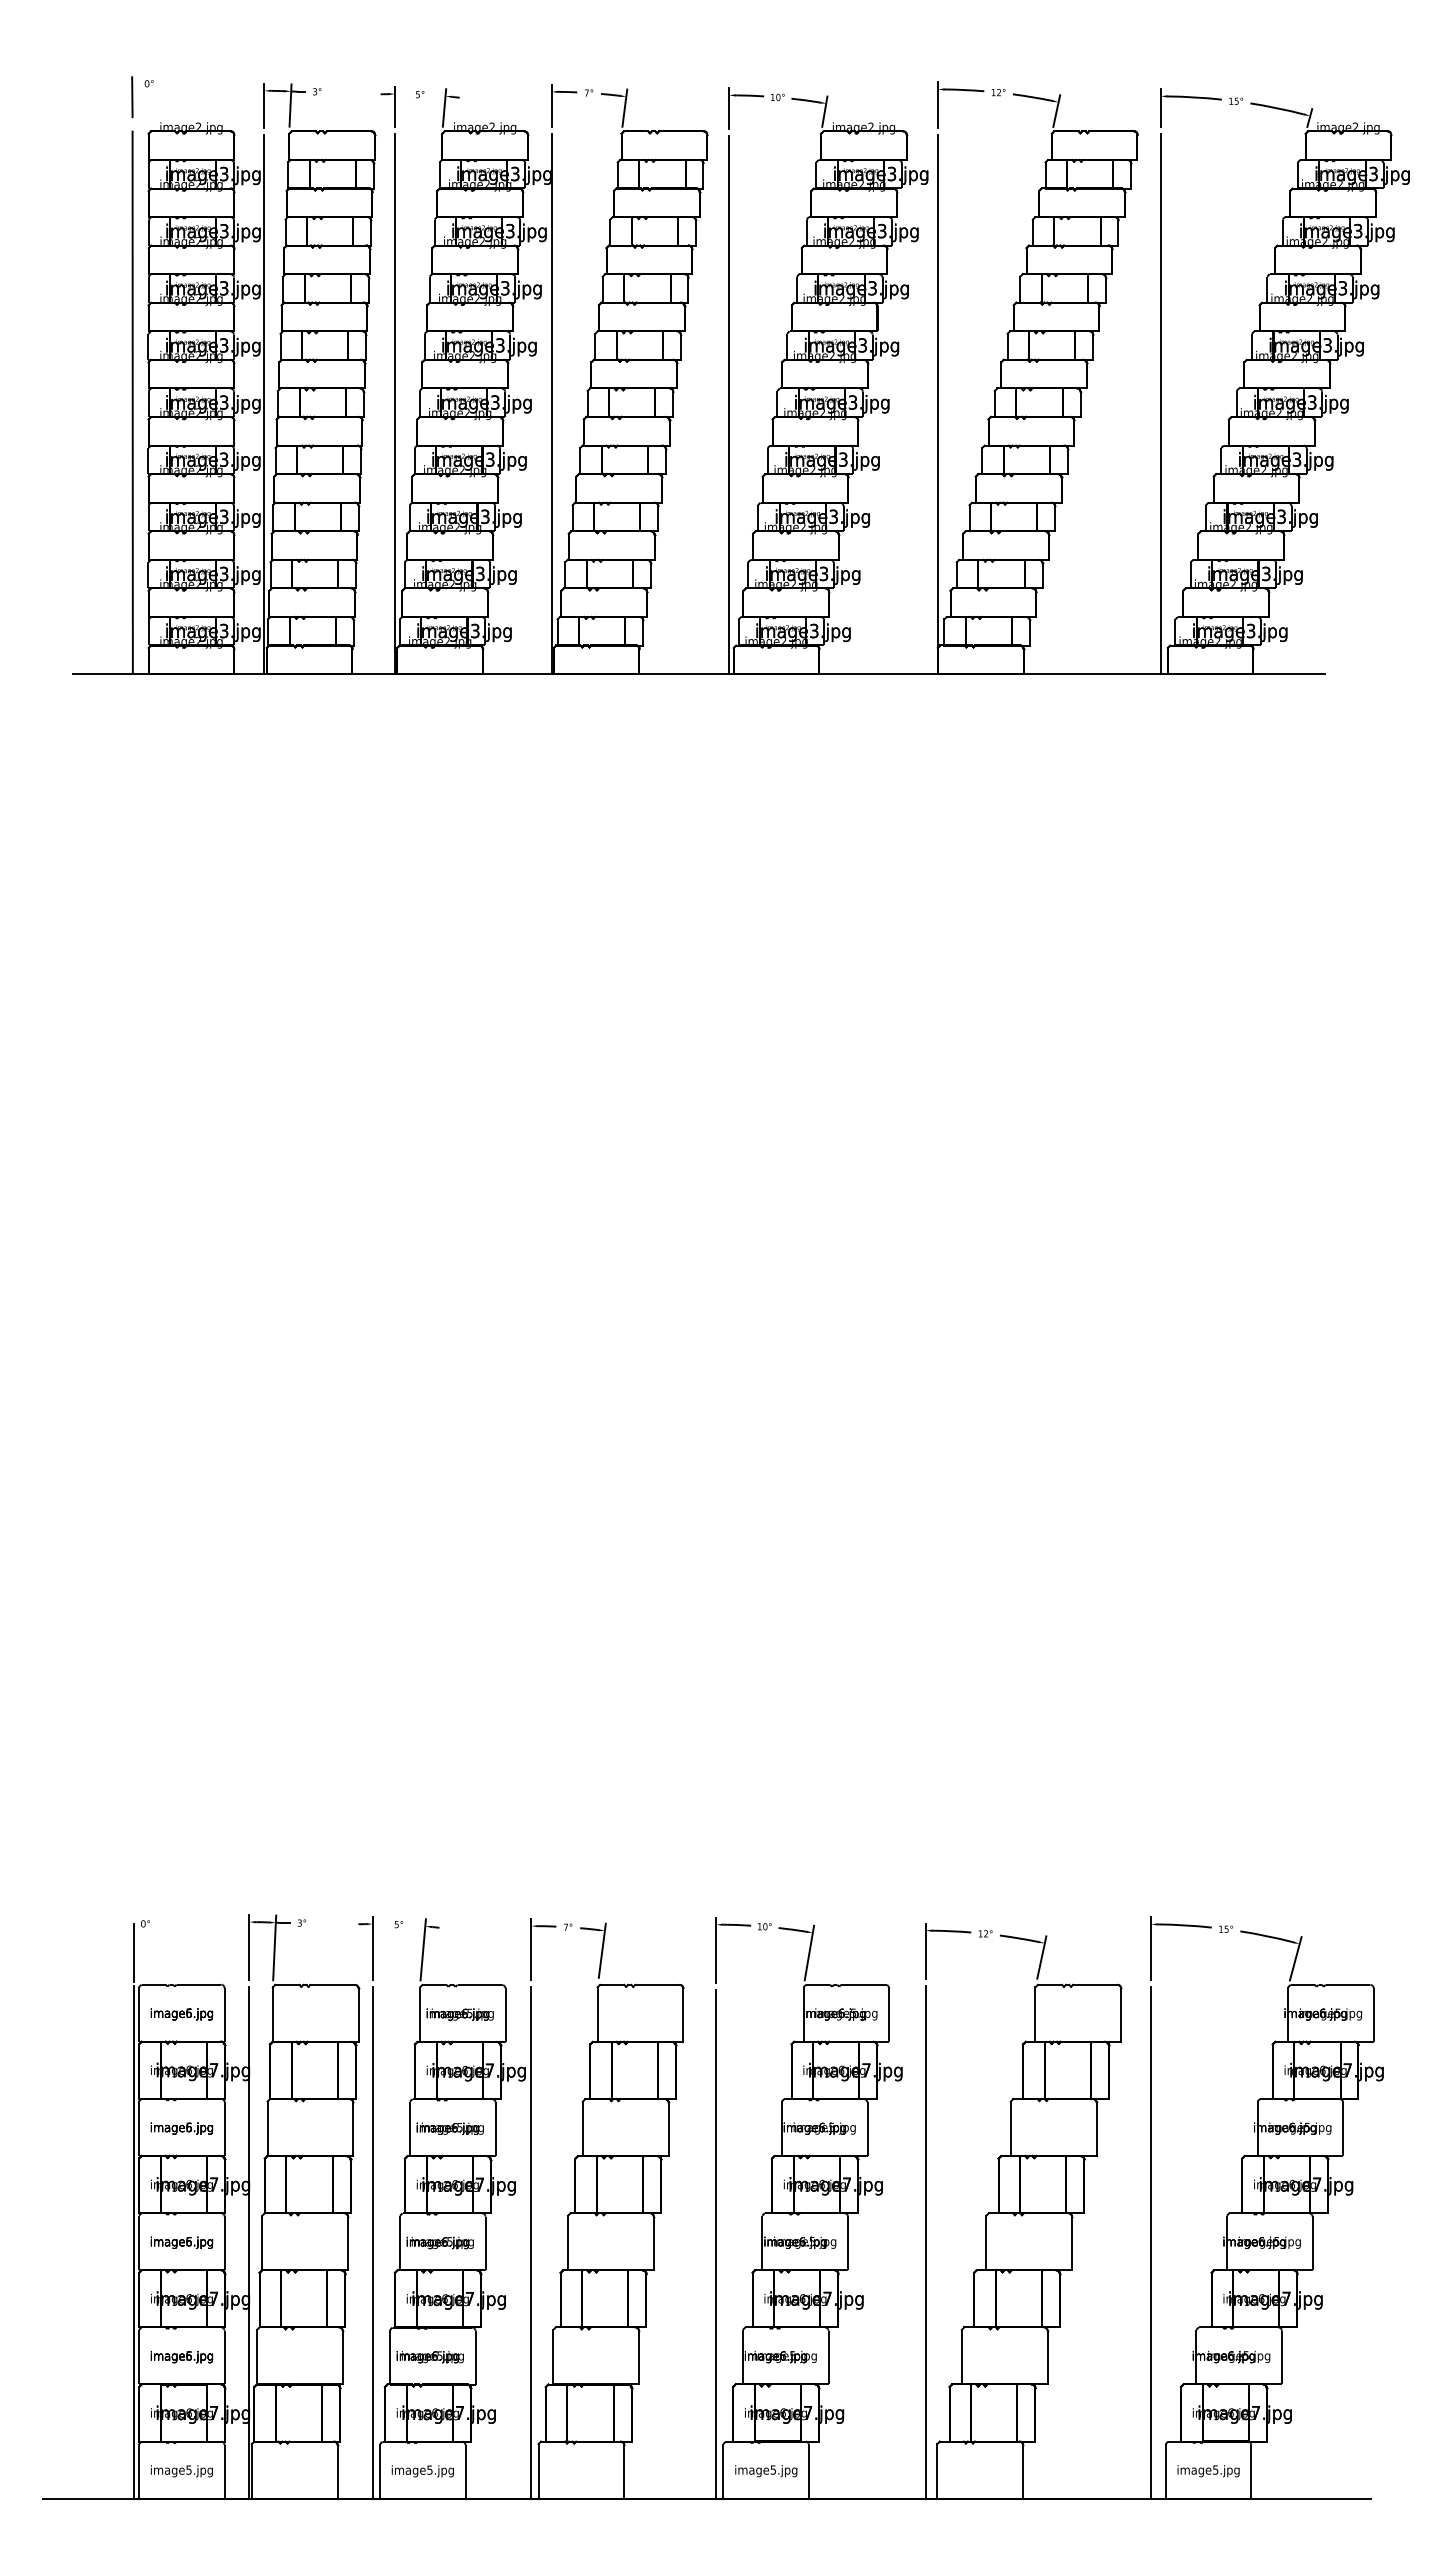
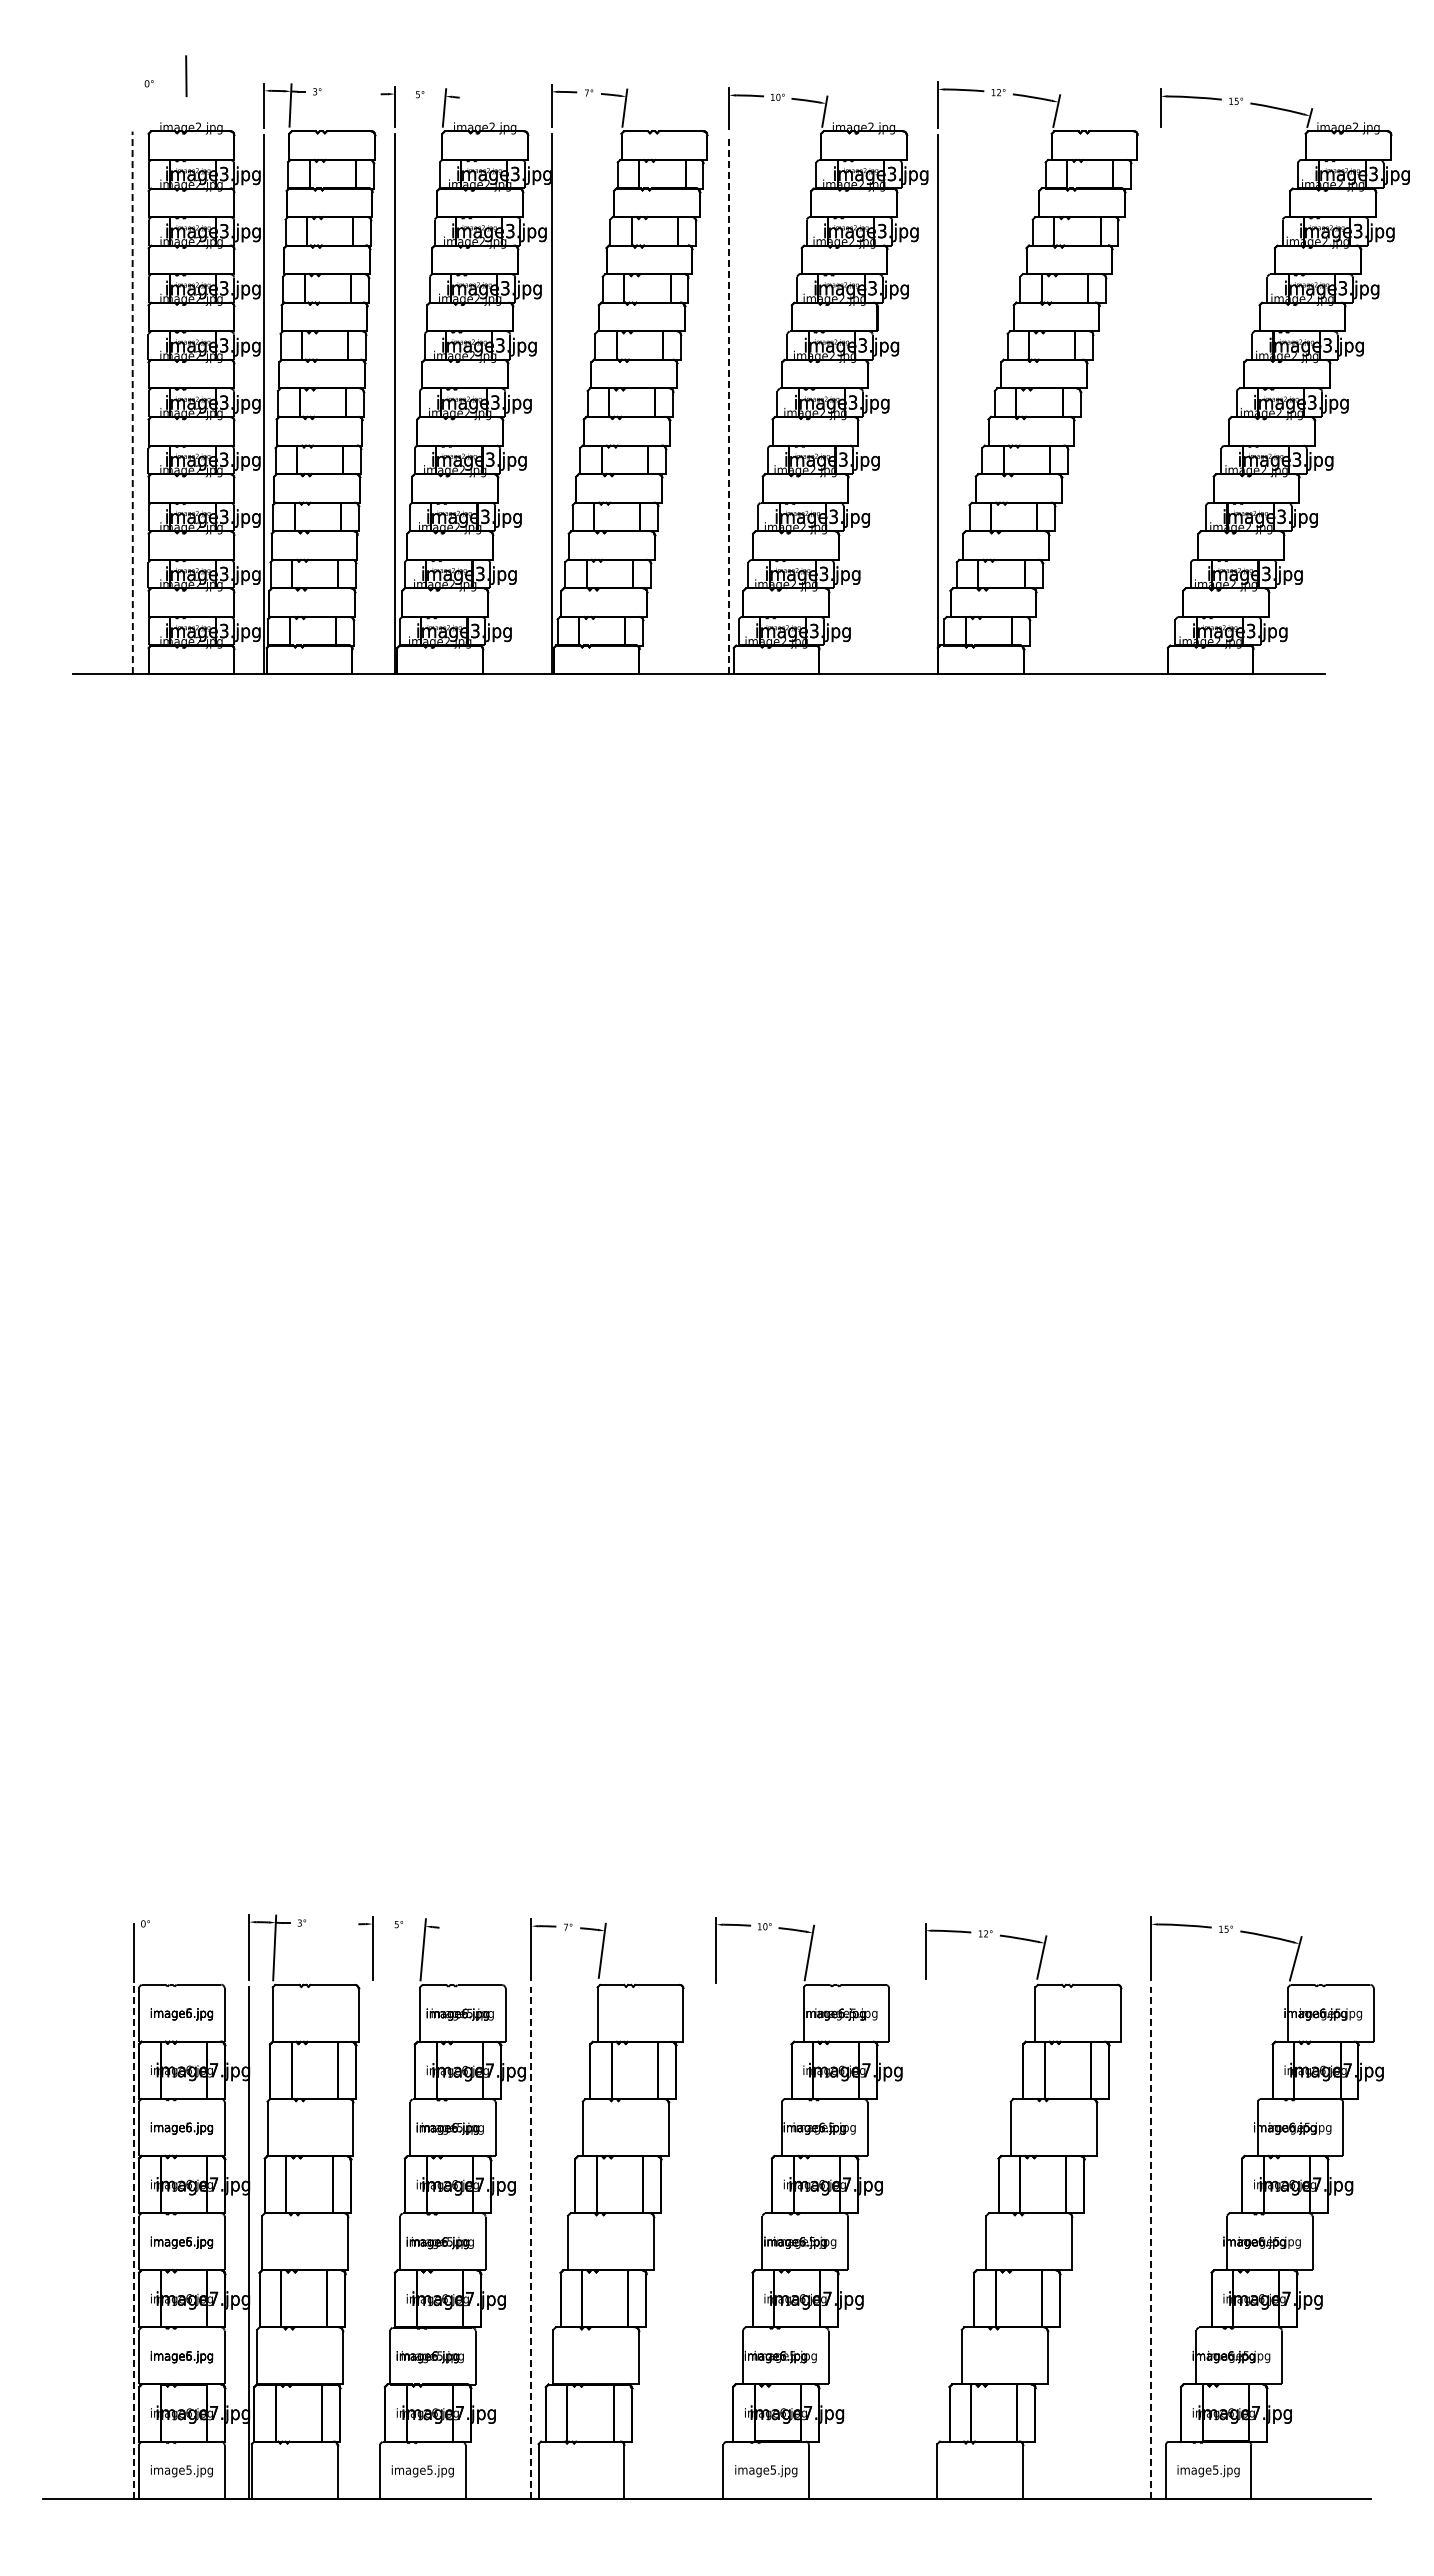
line position: (132, 97) -> (186, 76) (186, 76)
line: solid -> dashed (132, 402)
line: present -> none (1160, 403)
line: solid -> dashed (729, 405)
line: present -> none (925, 2241)
line: solid -> dashed (133, 2242)
line: present -> none (372, 2242)
line: solid -> dashed (1151, 2242)
line: solid -> dashed (531, 2243)
line: present -> none (716, 2243)
